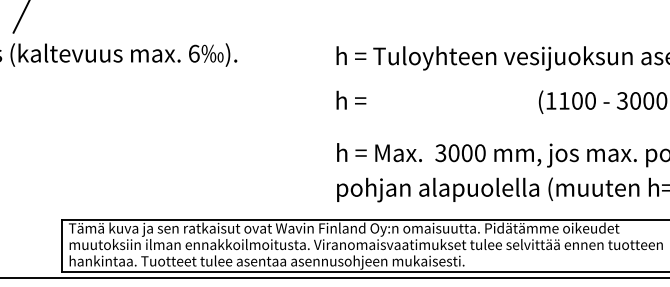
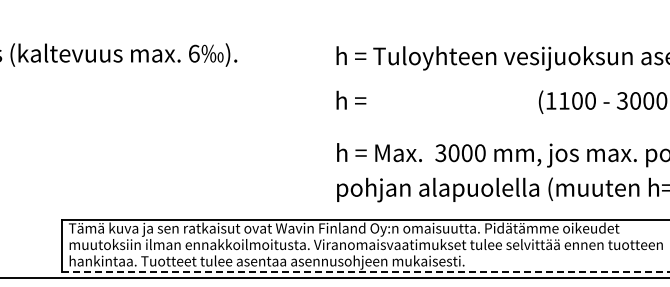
line: present -> none (20, 17)
line: solid -> dashed (365, 272)
